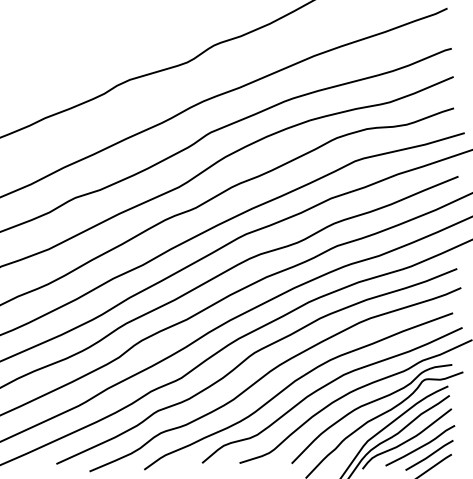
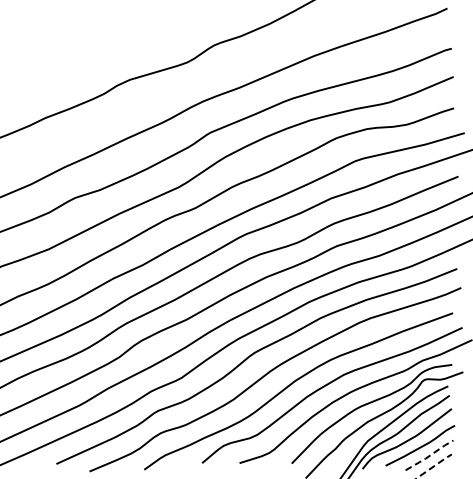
line: solid -> dashed (429, 455)
line: solid -> dashed (434, 465)
